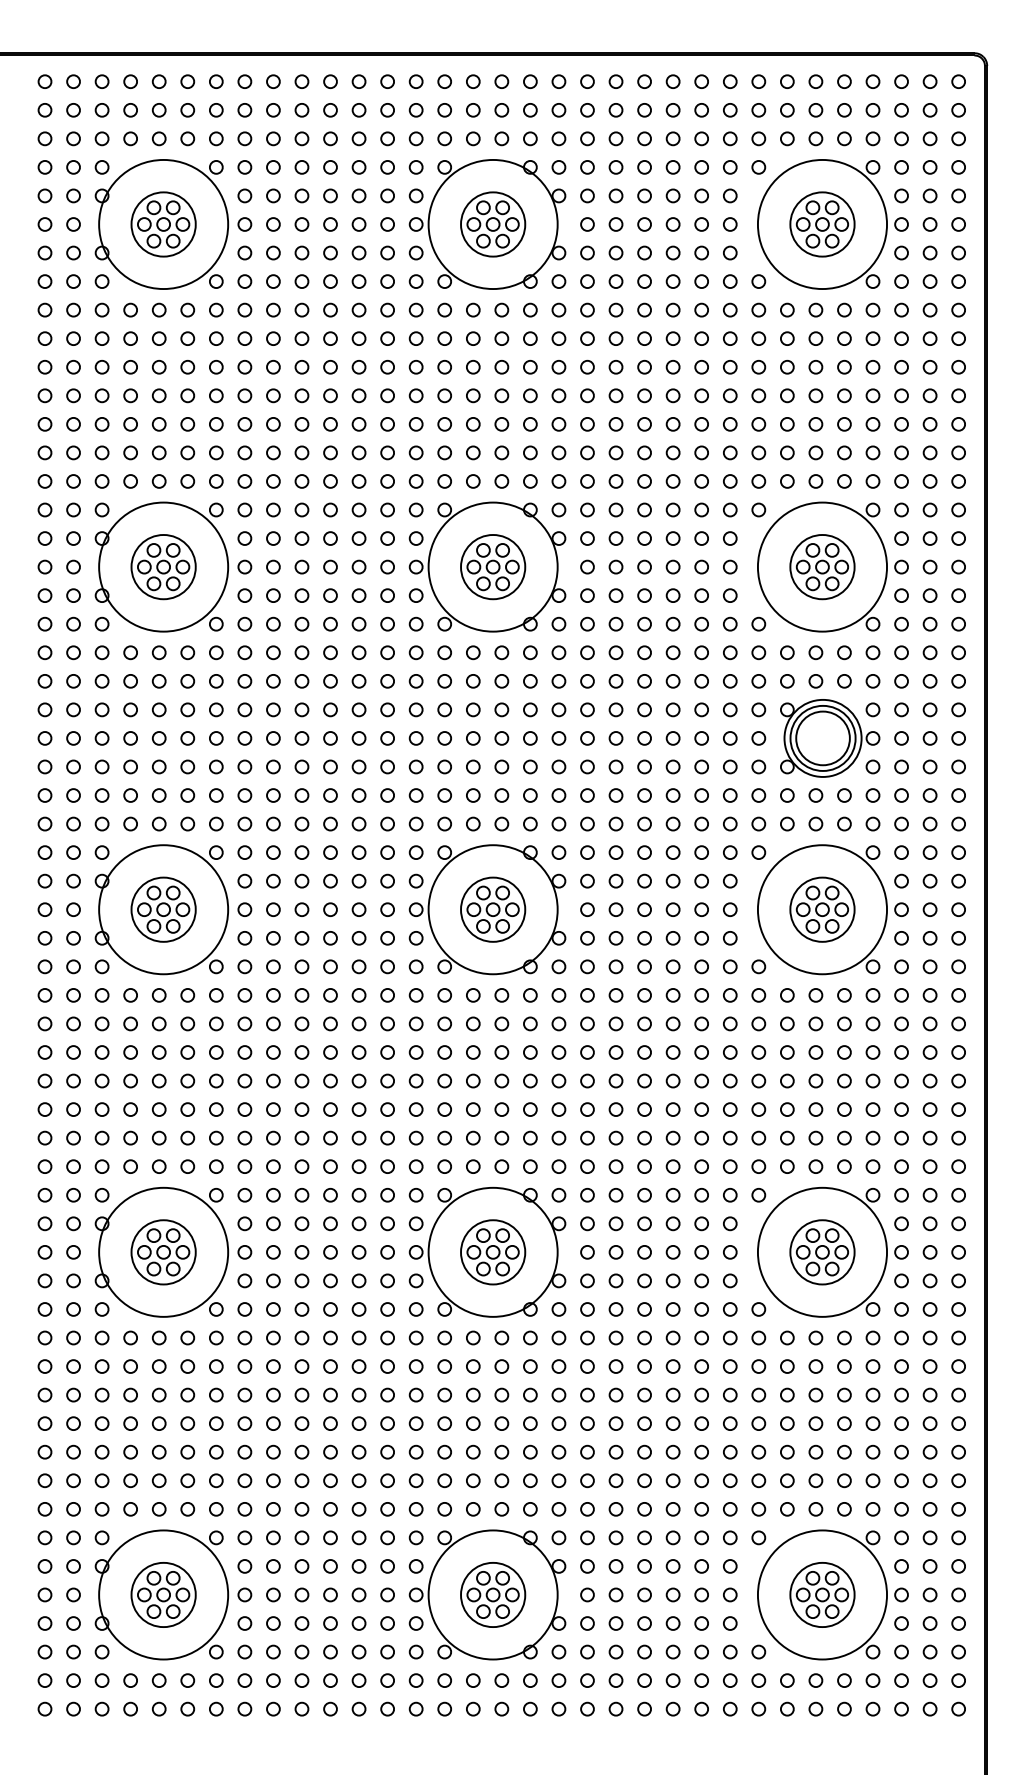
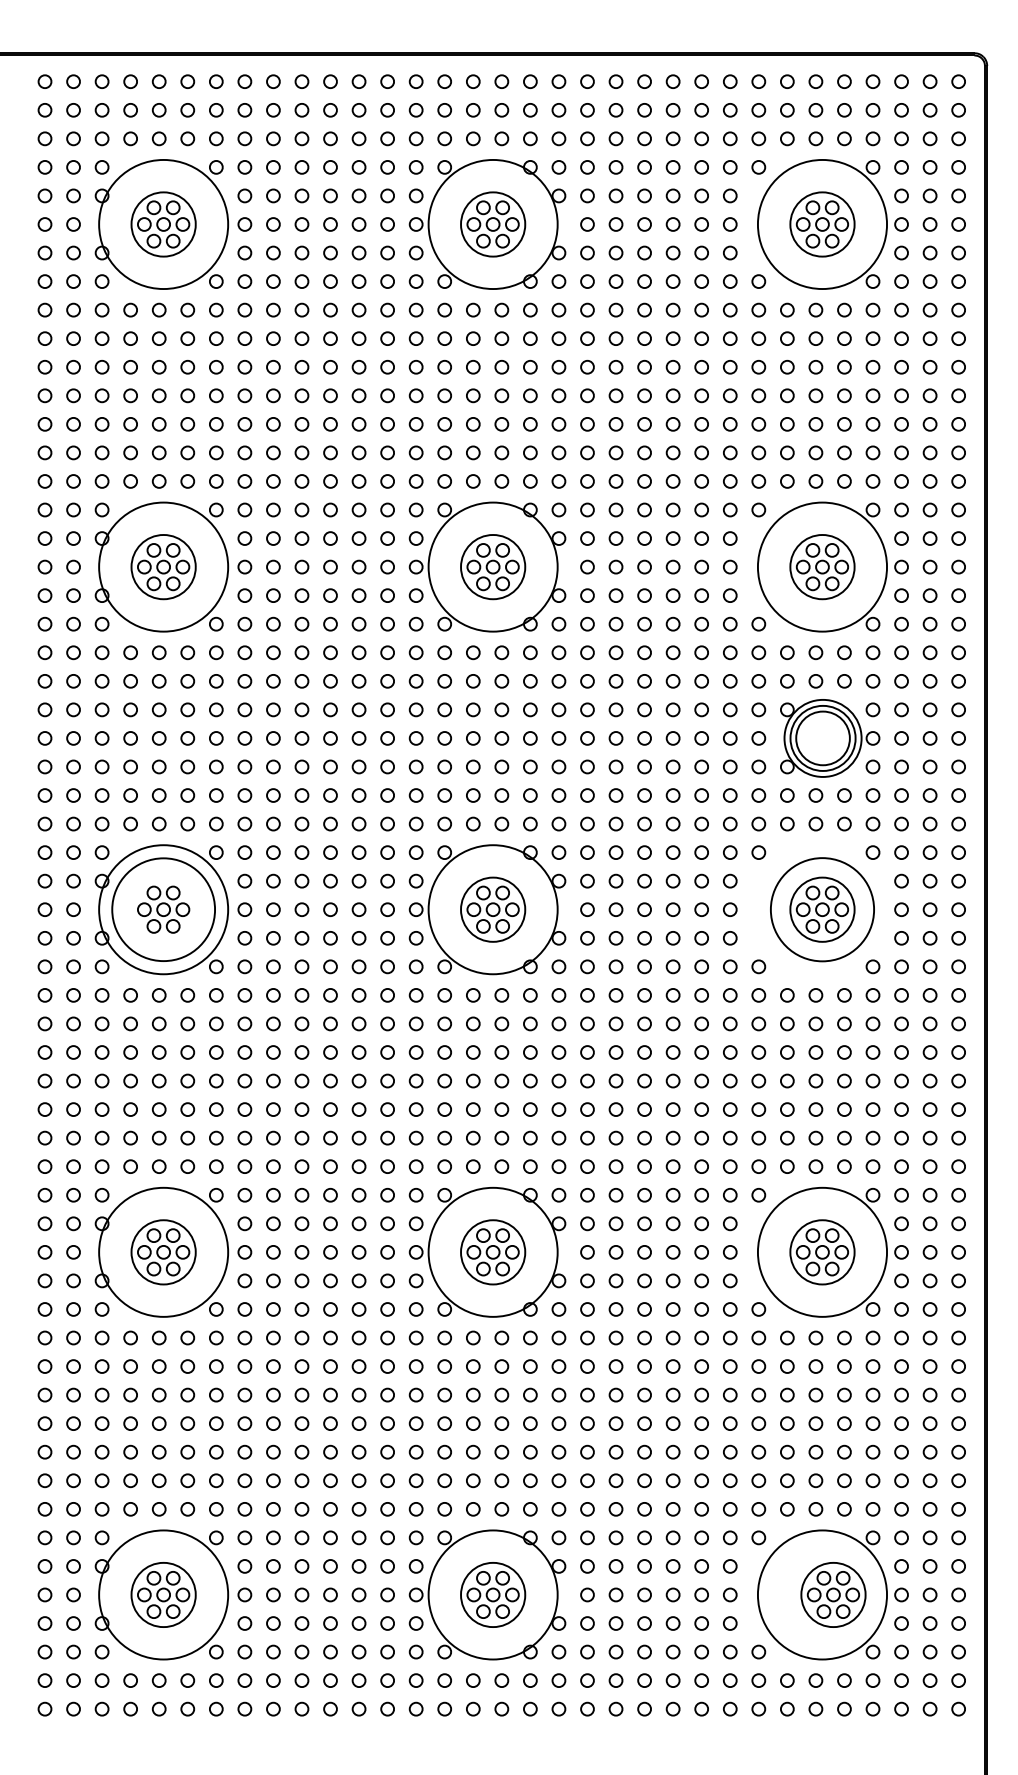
circle diameter: 64 px -> 103 px (163, 909)
circle diameter: 129 px -> 103 px (822, 909)
part position: (822, 1594) -> (833, 1594) (833, 1594)
